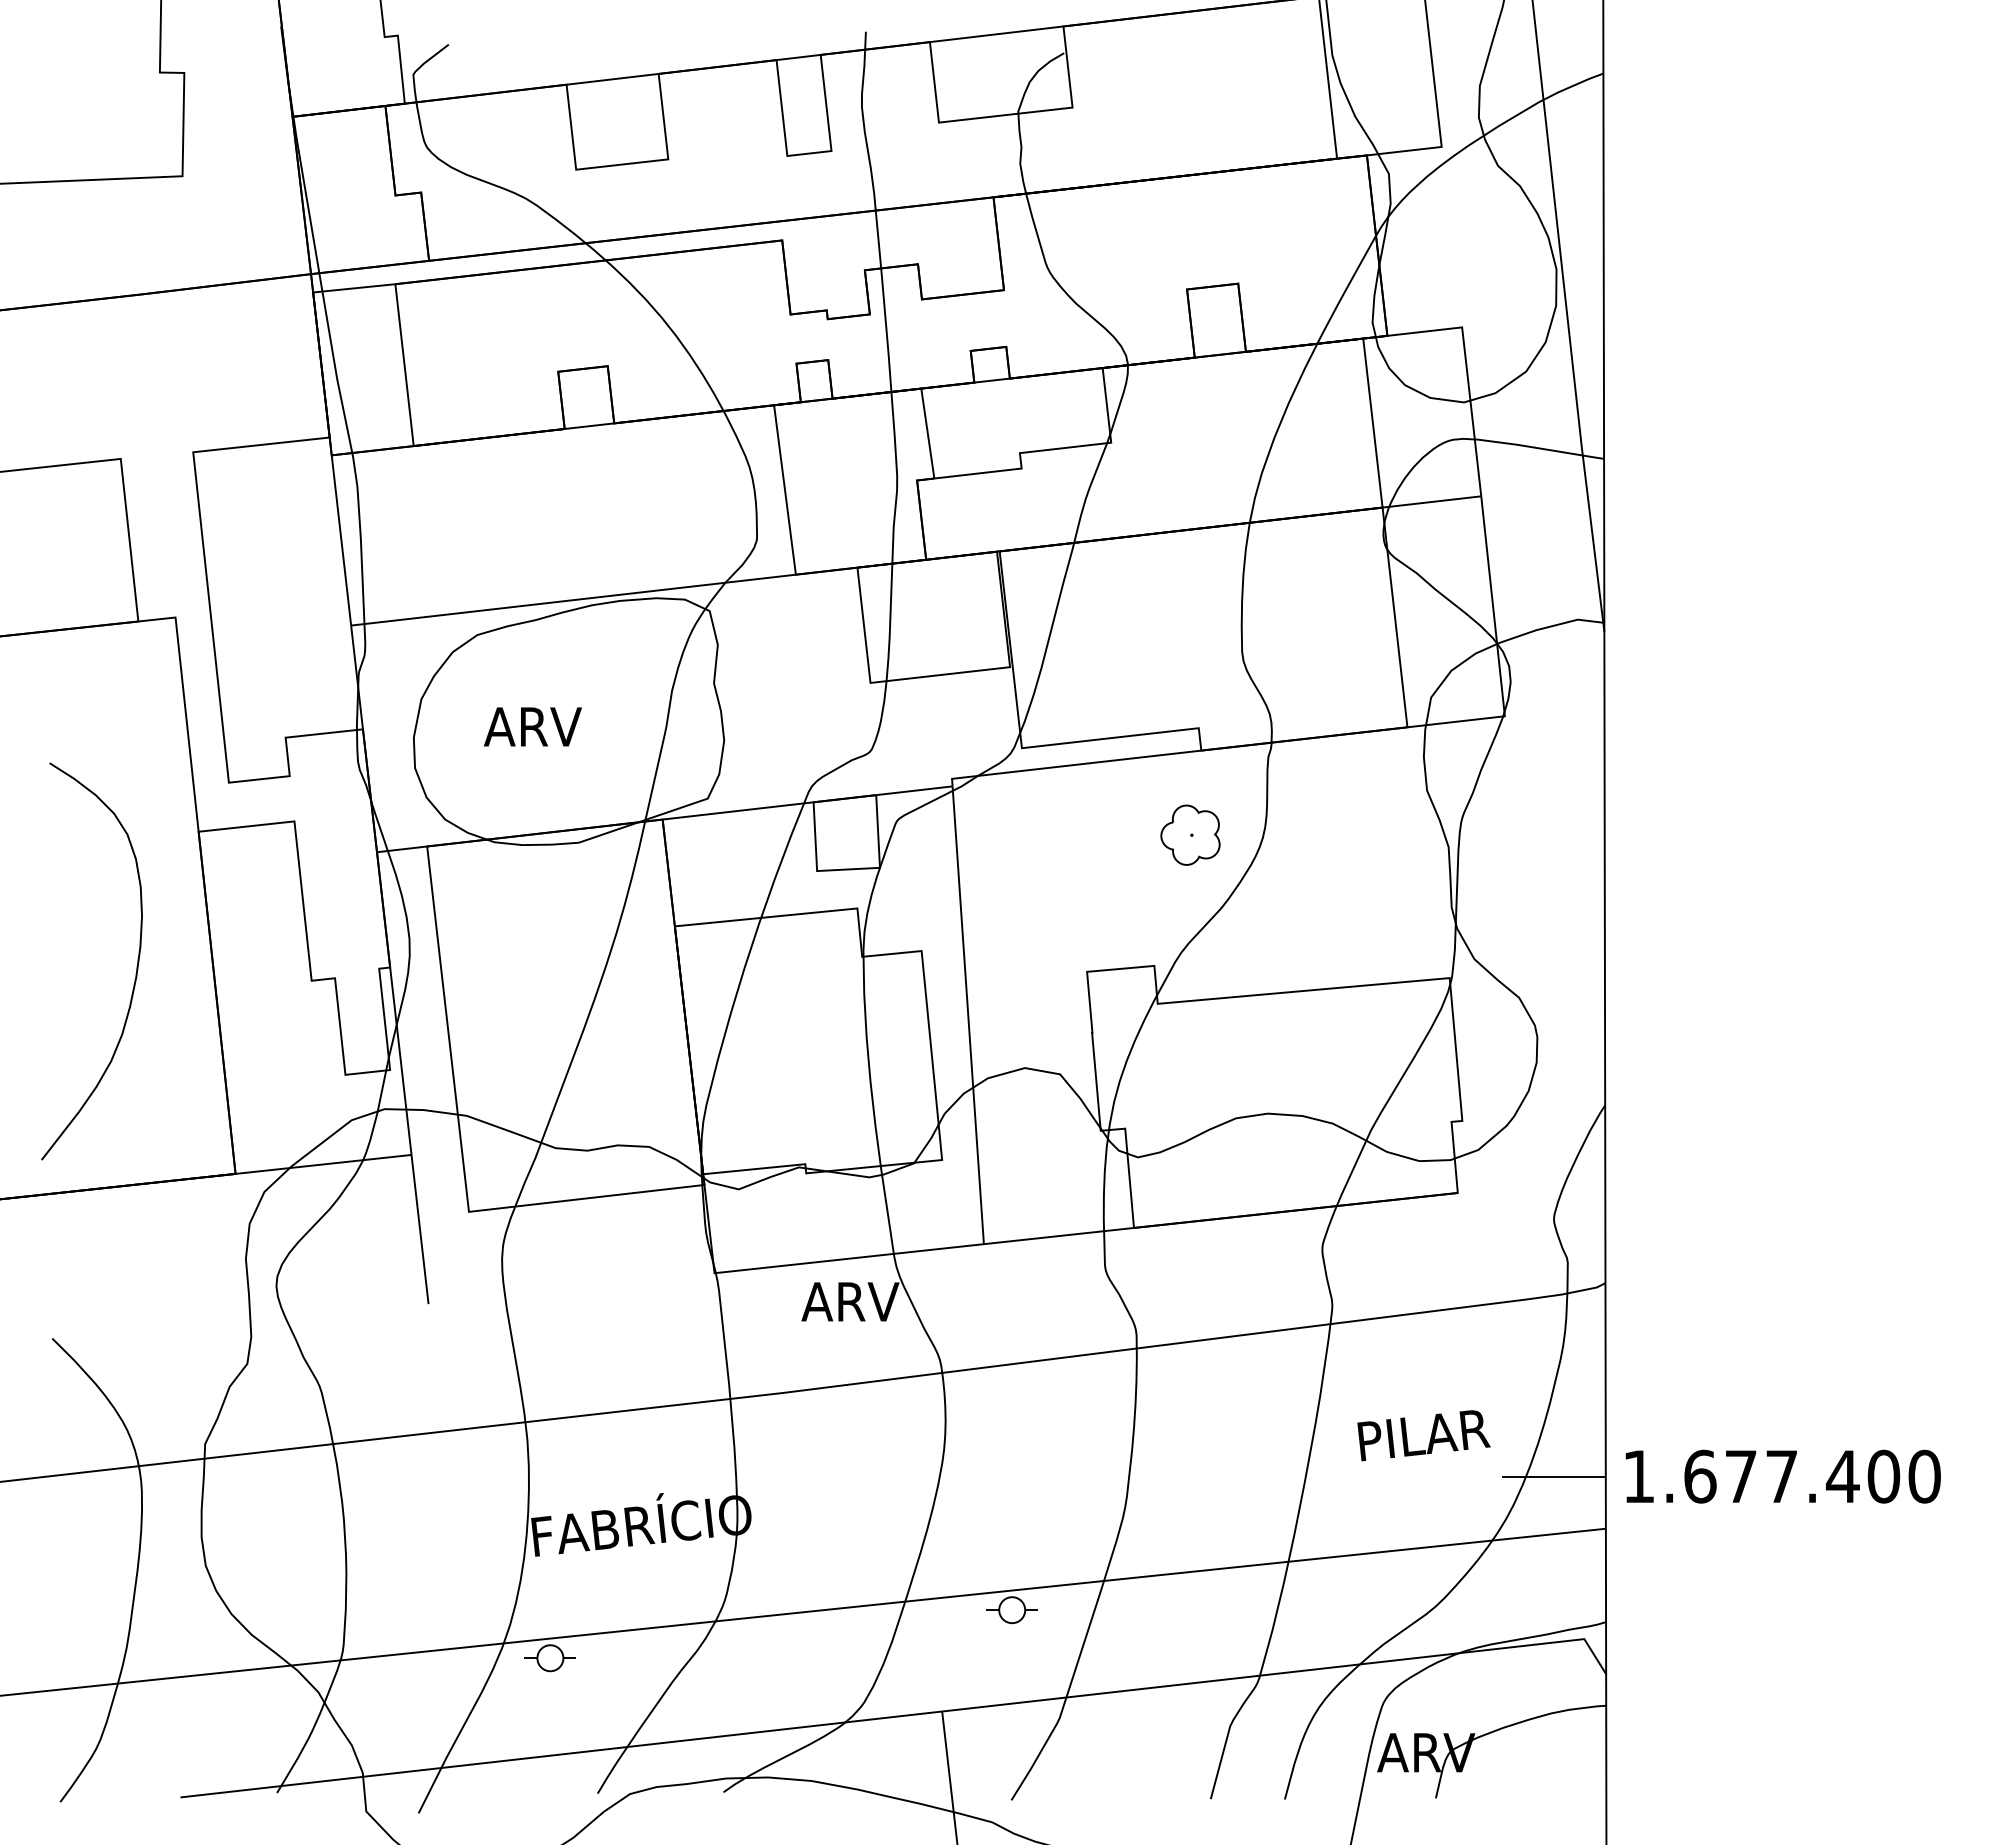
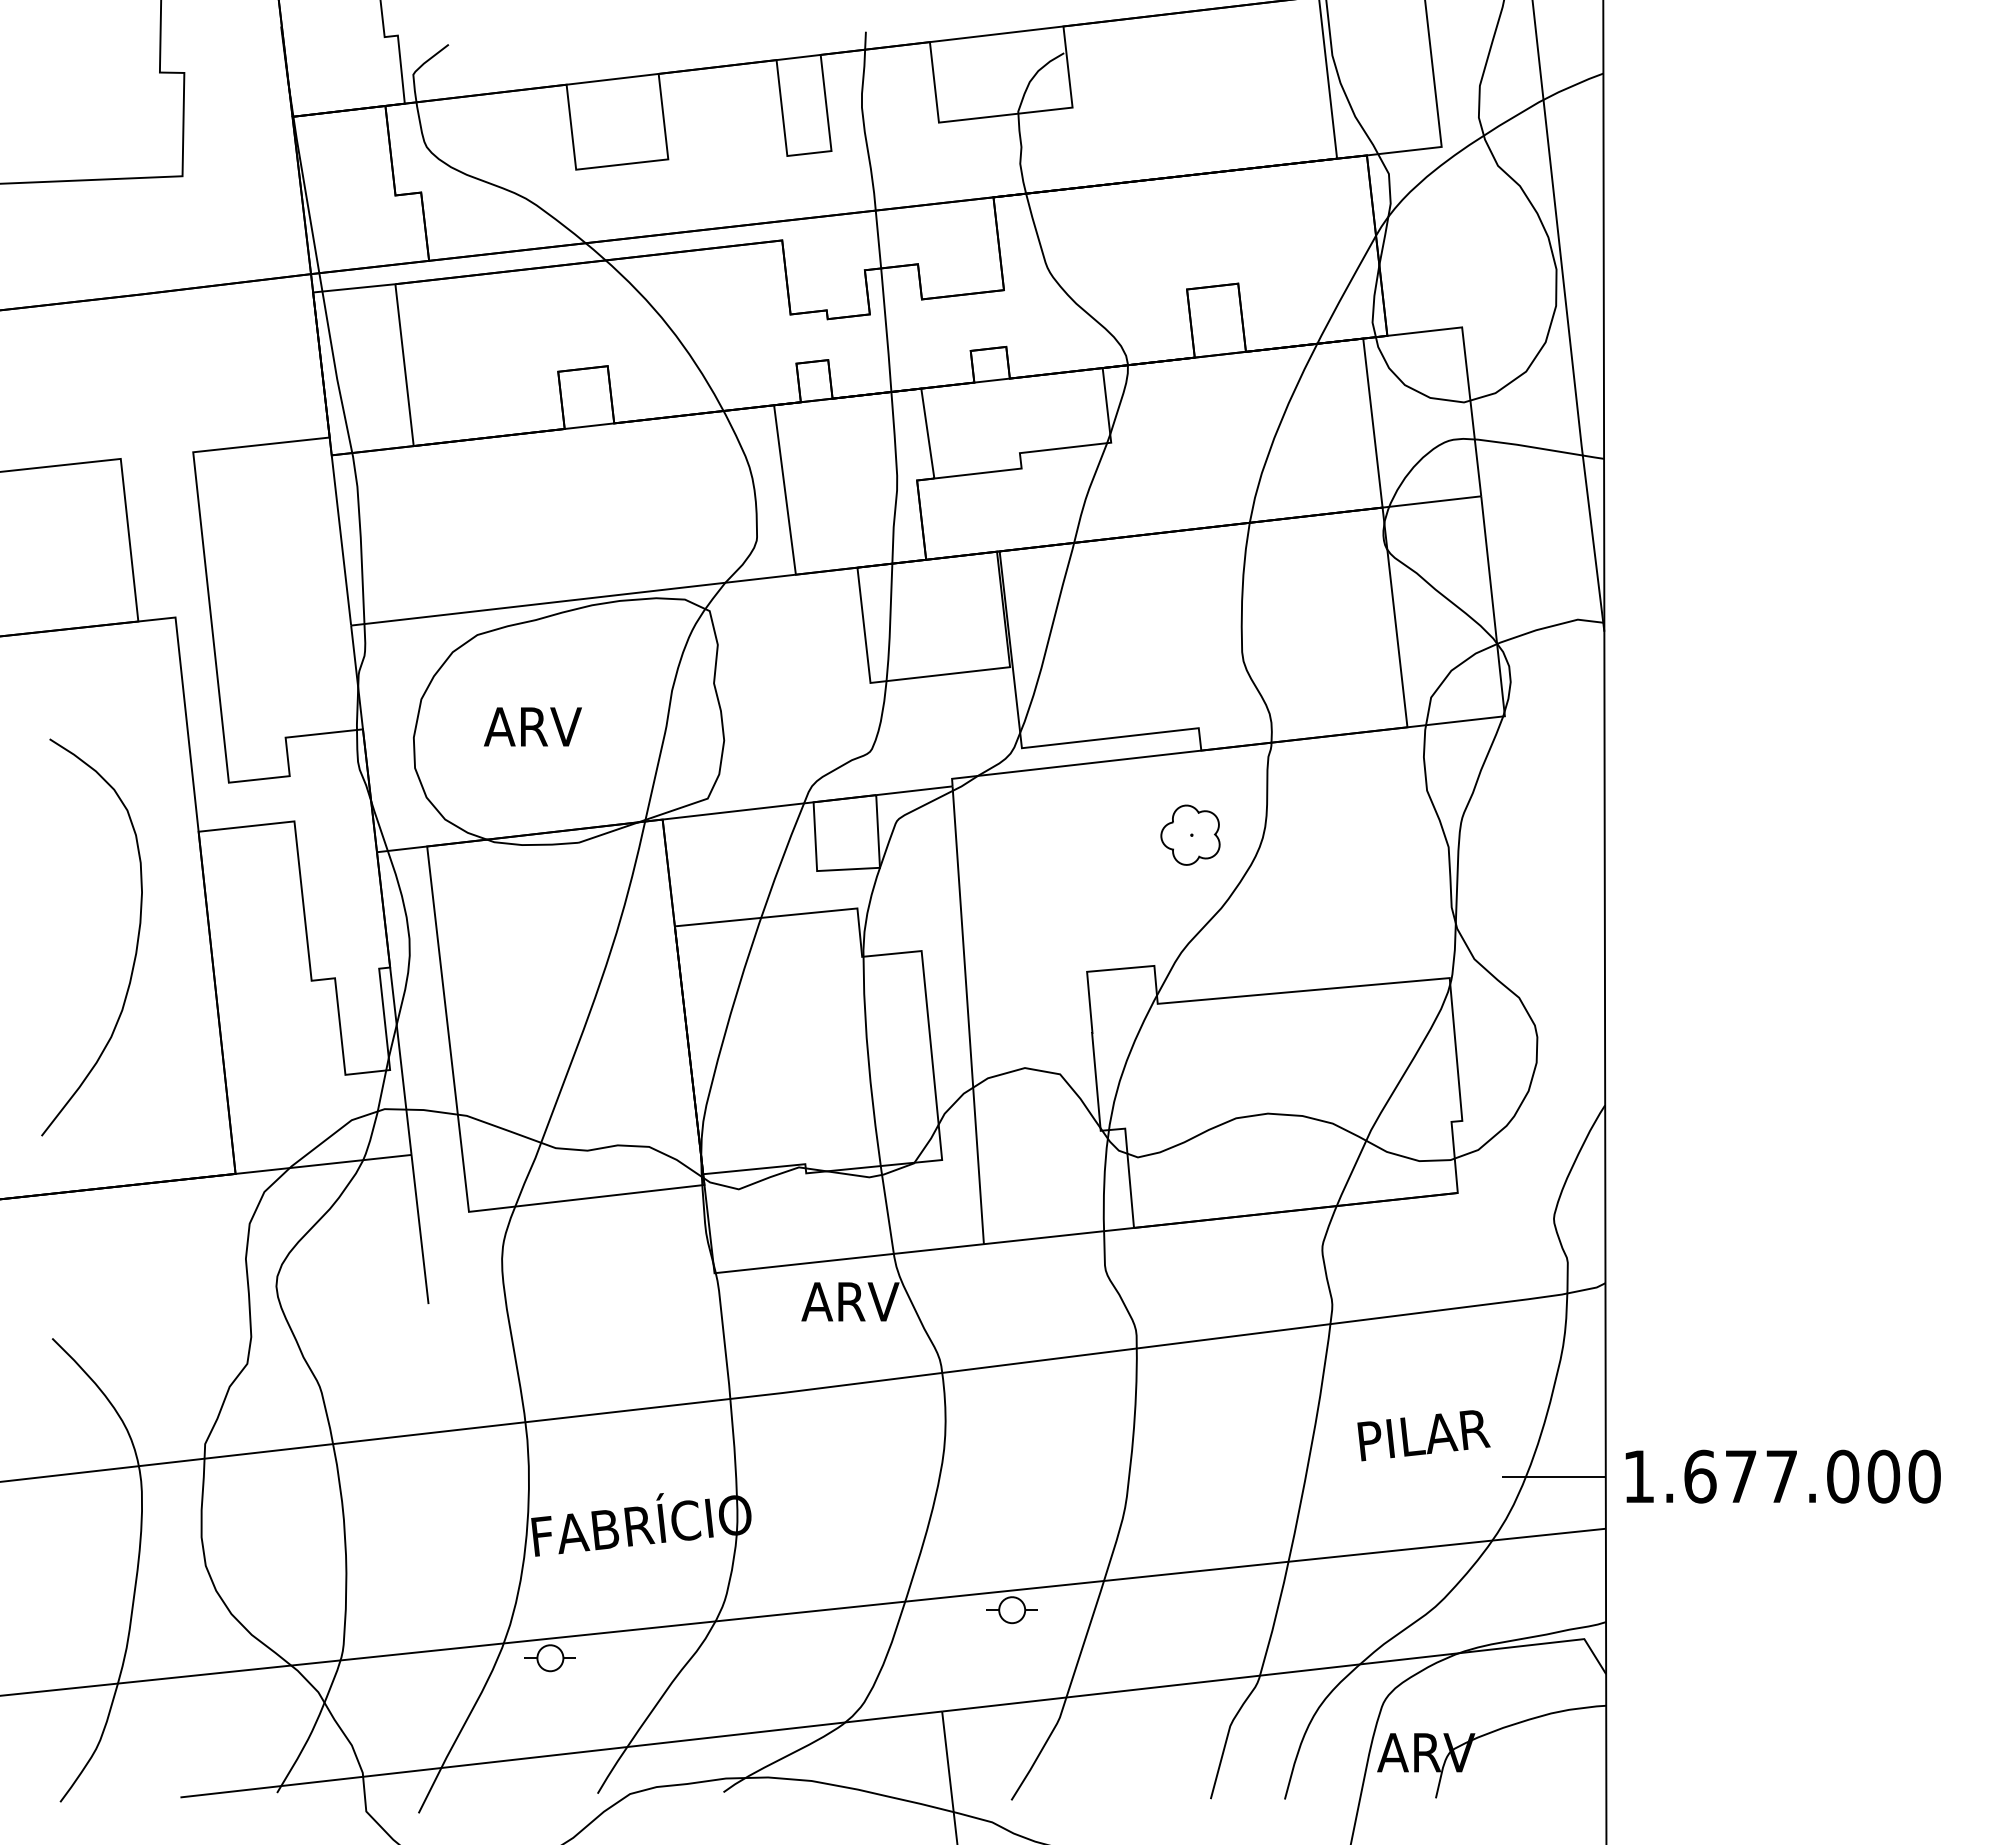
curve position: (136, 966) -> (136, 942) (136, 942)
text: 1.677.400 -> 1.677.000 (1842, 1476)
